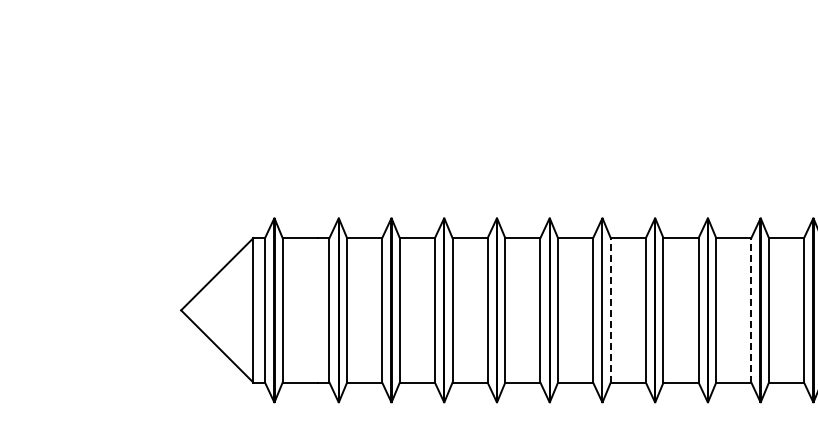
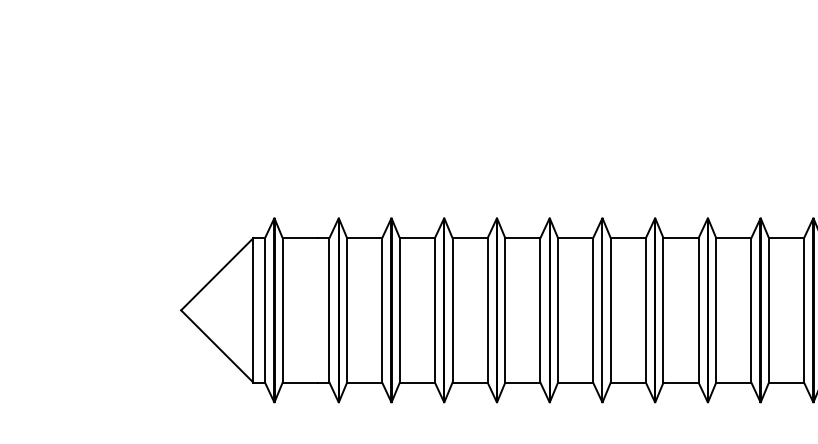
line: dashed -> solid (610, 309)
line: dashed -> solid (751, 309)
